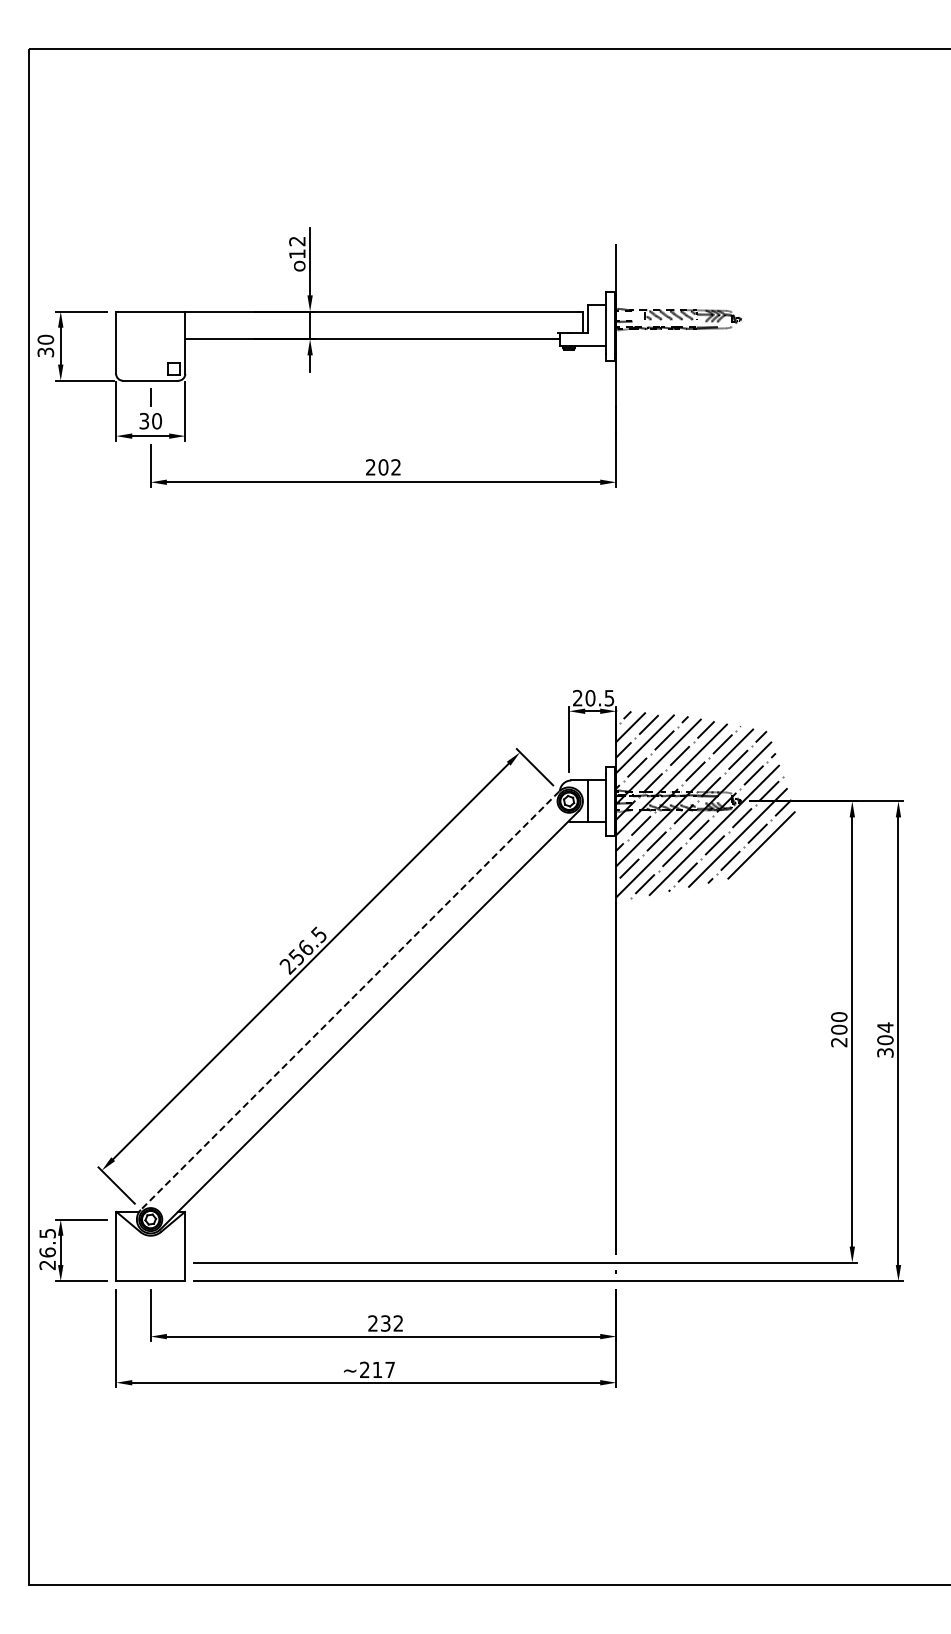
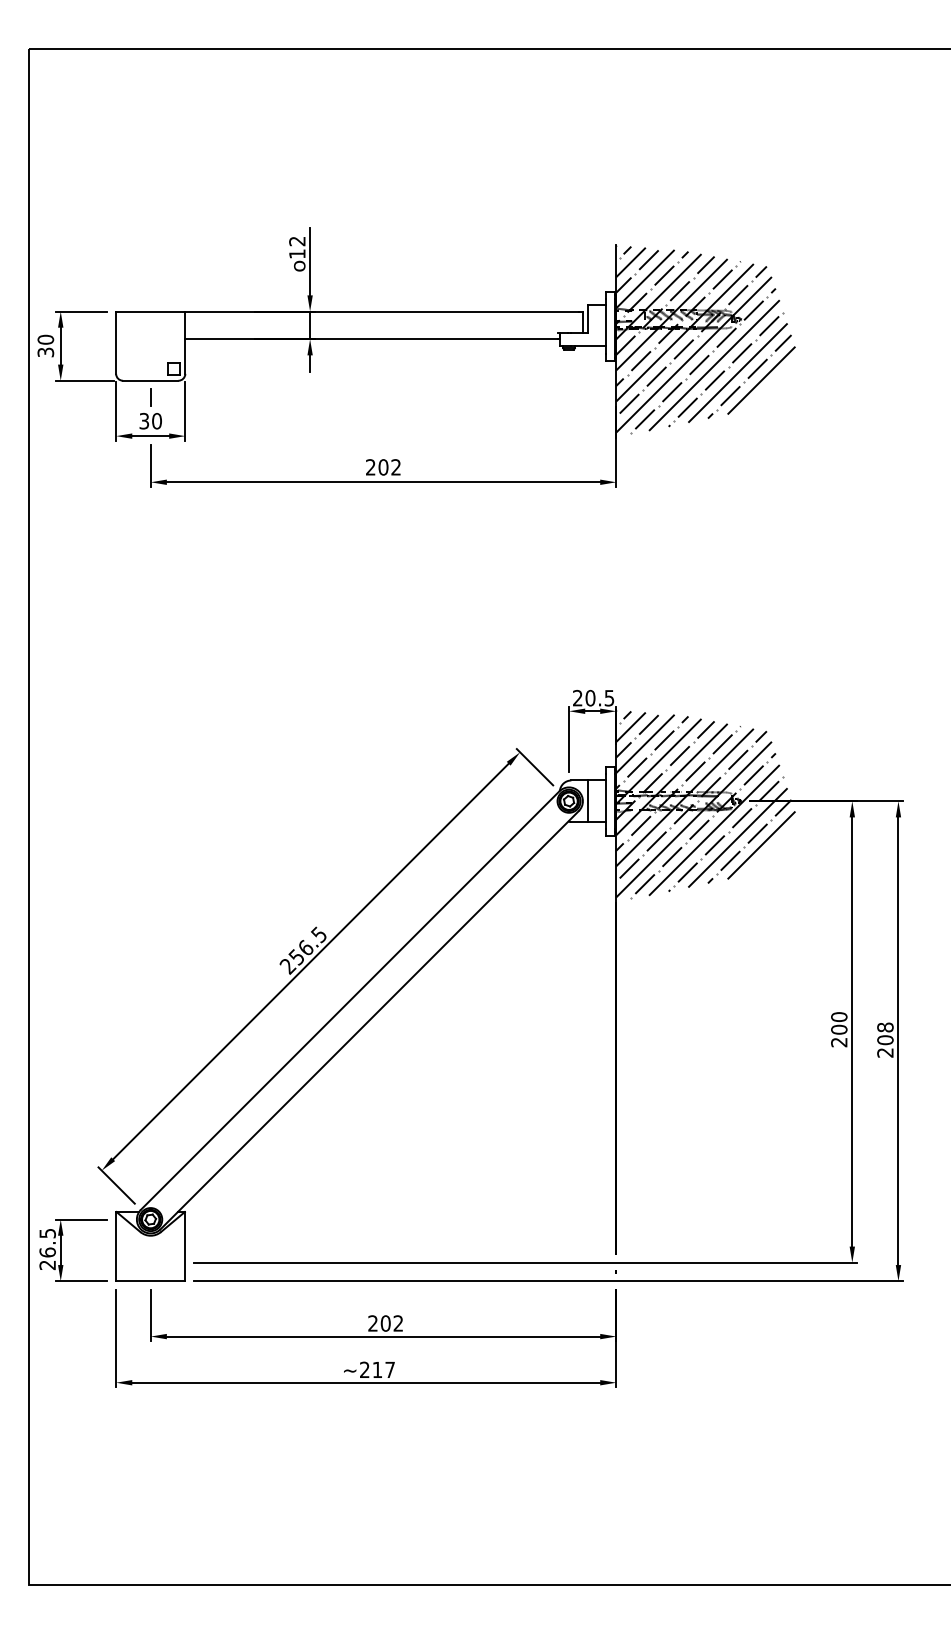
hatch: none -> present (705, 338)
line: dashed -> solid (350, 1000)
text: 304 -> 208 (885, 1039)
text: 232 -> 202 (385, 1323)
